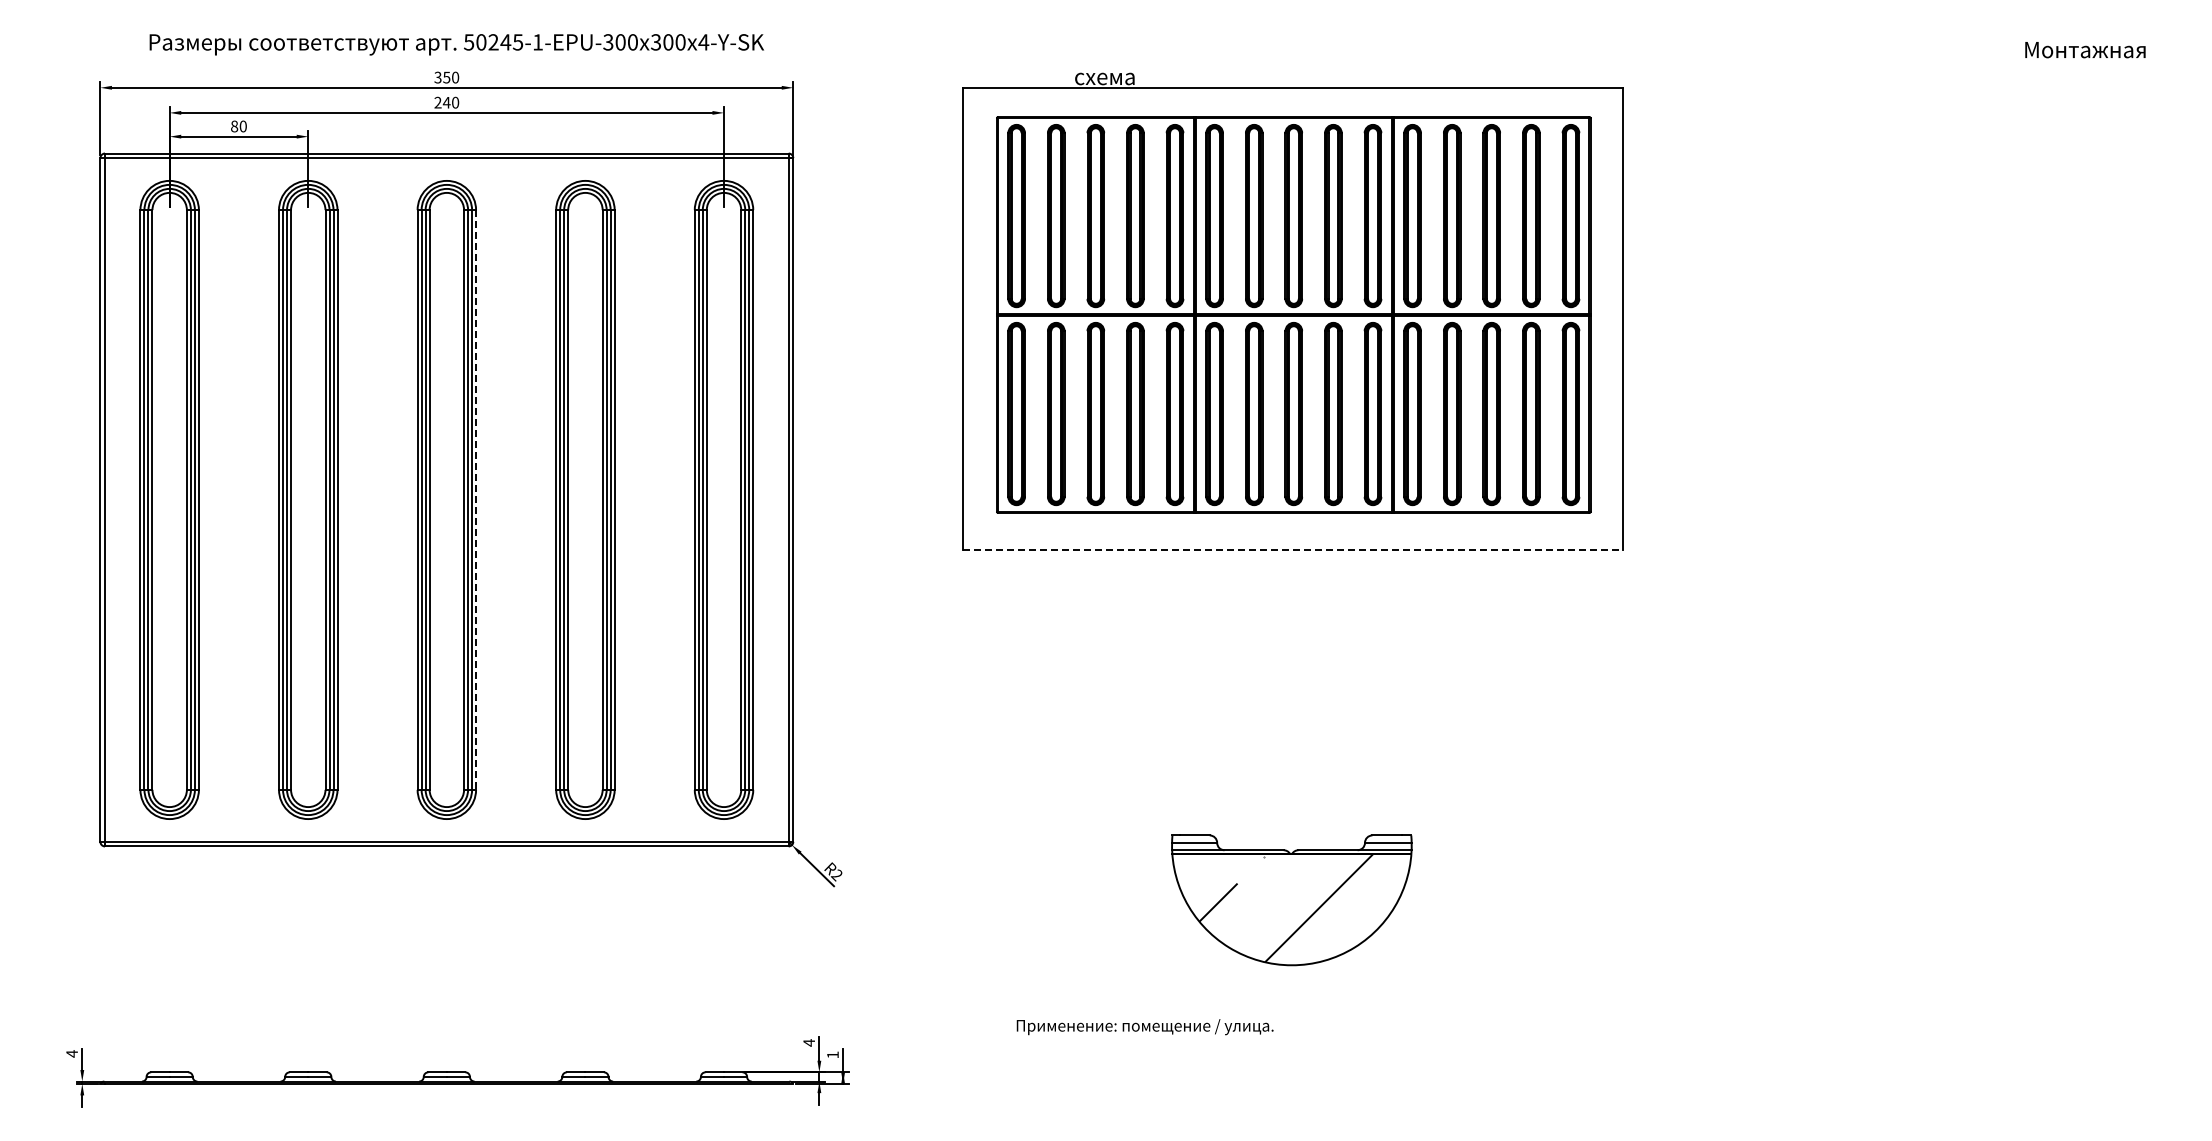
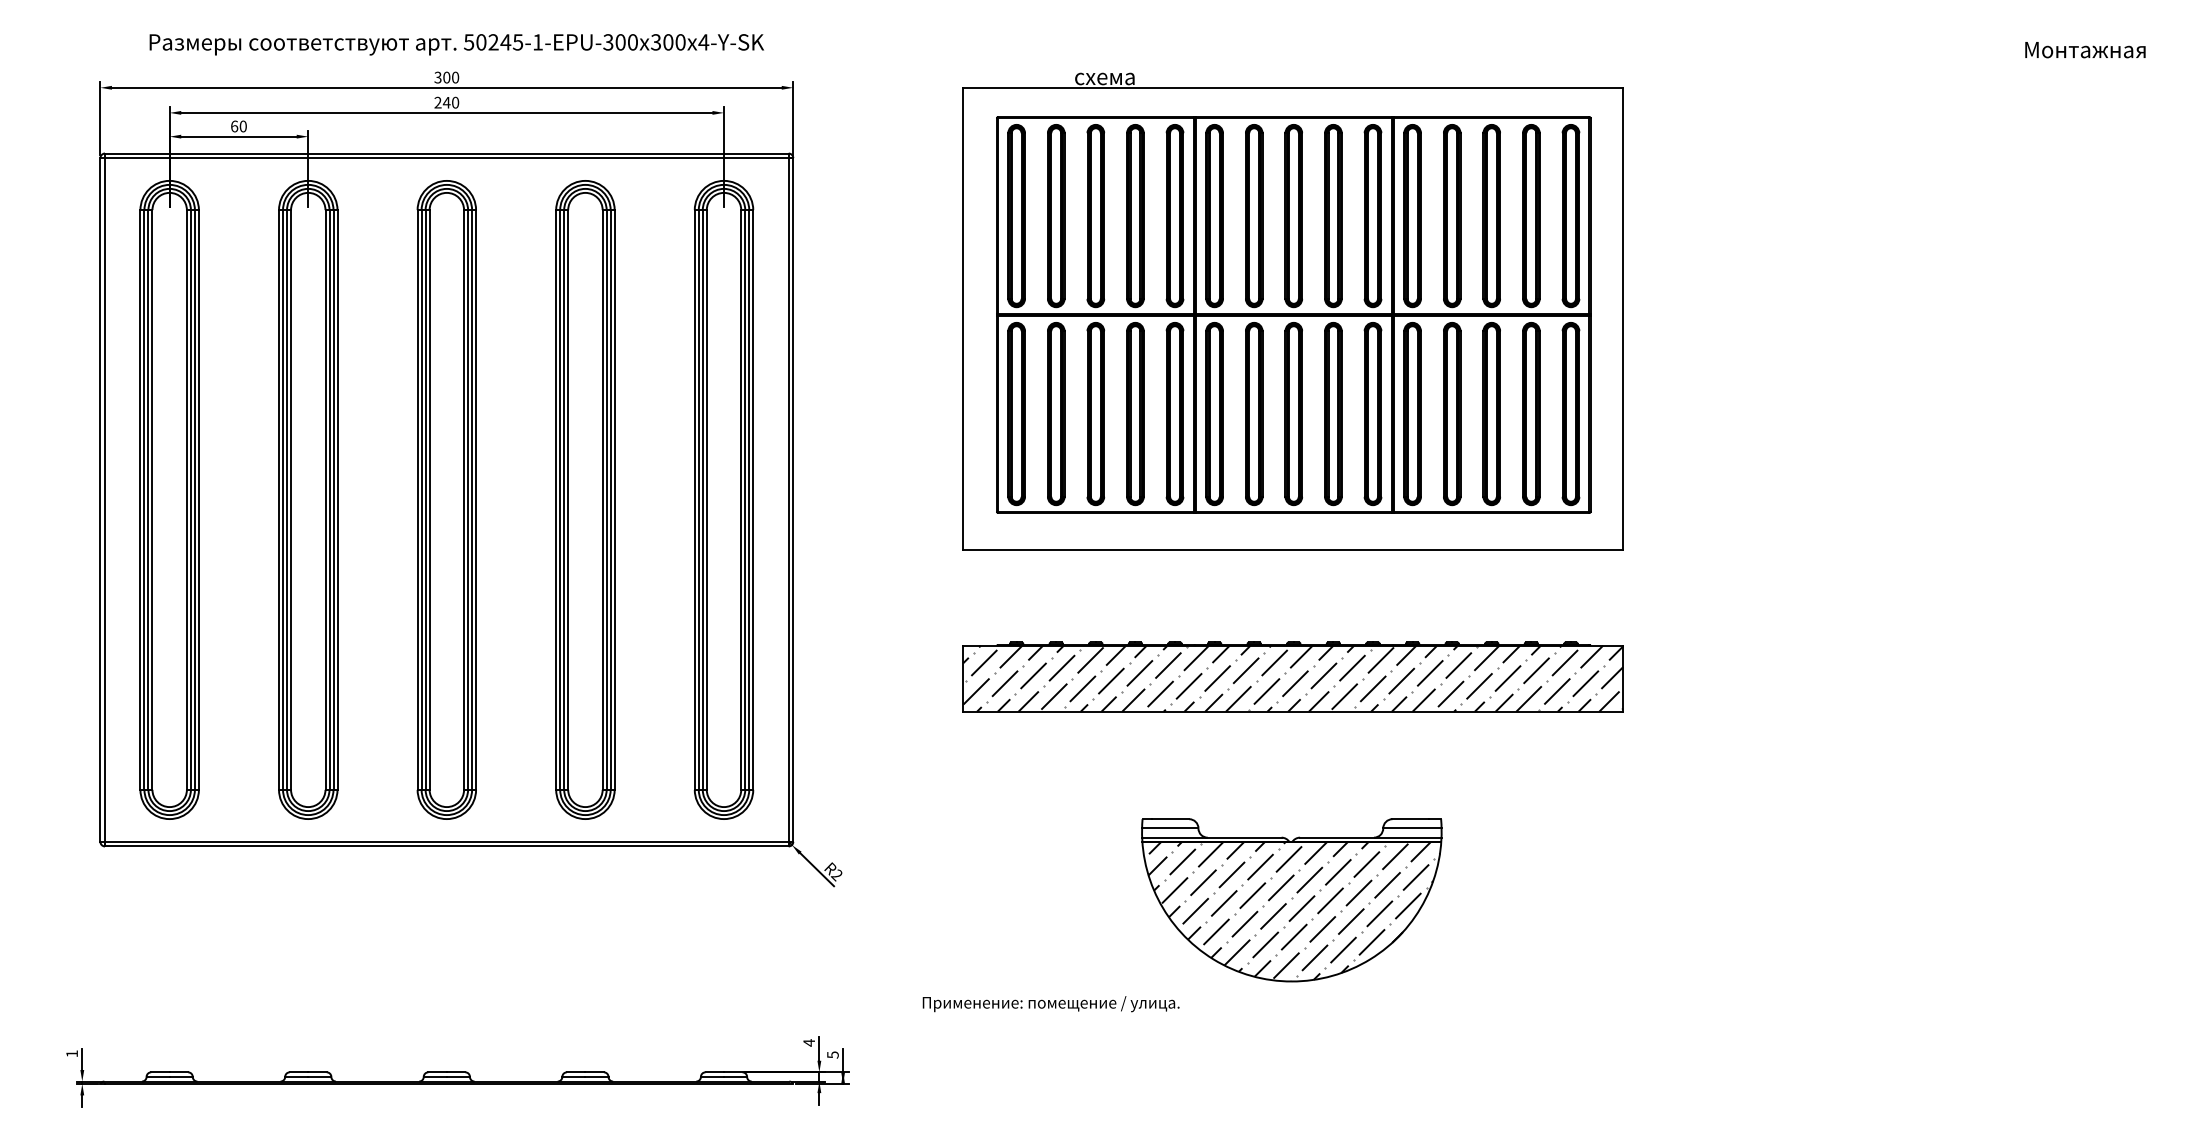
text: 350 -> 300 (446, 77)
text: 80 -> 60 (234, 126)
line: dashed -> solid (476, 500)
line: dashed -> solid (1293, 549)
part: none -> present (1292, 676)
part size: 242x133 px -> 302x165 px (1291, 900)
text position: (1144, 1027) -> (1050, 1004) (1050, 1004)
text: 4 -> 1 (71, 1053)
text: 1 -> 5 (832, 1054)
